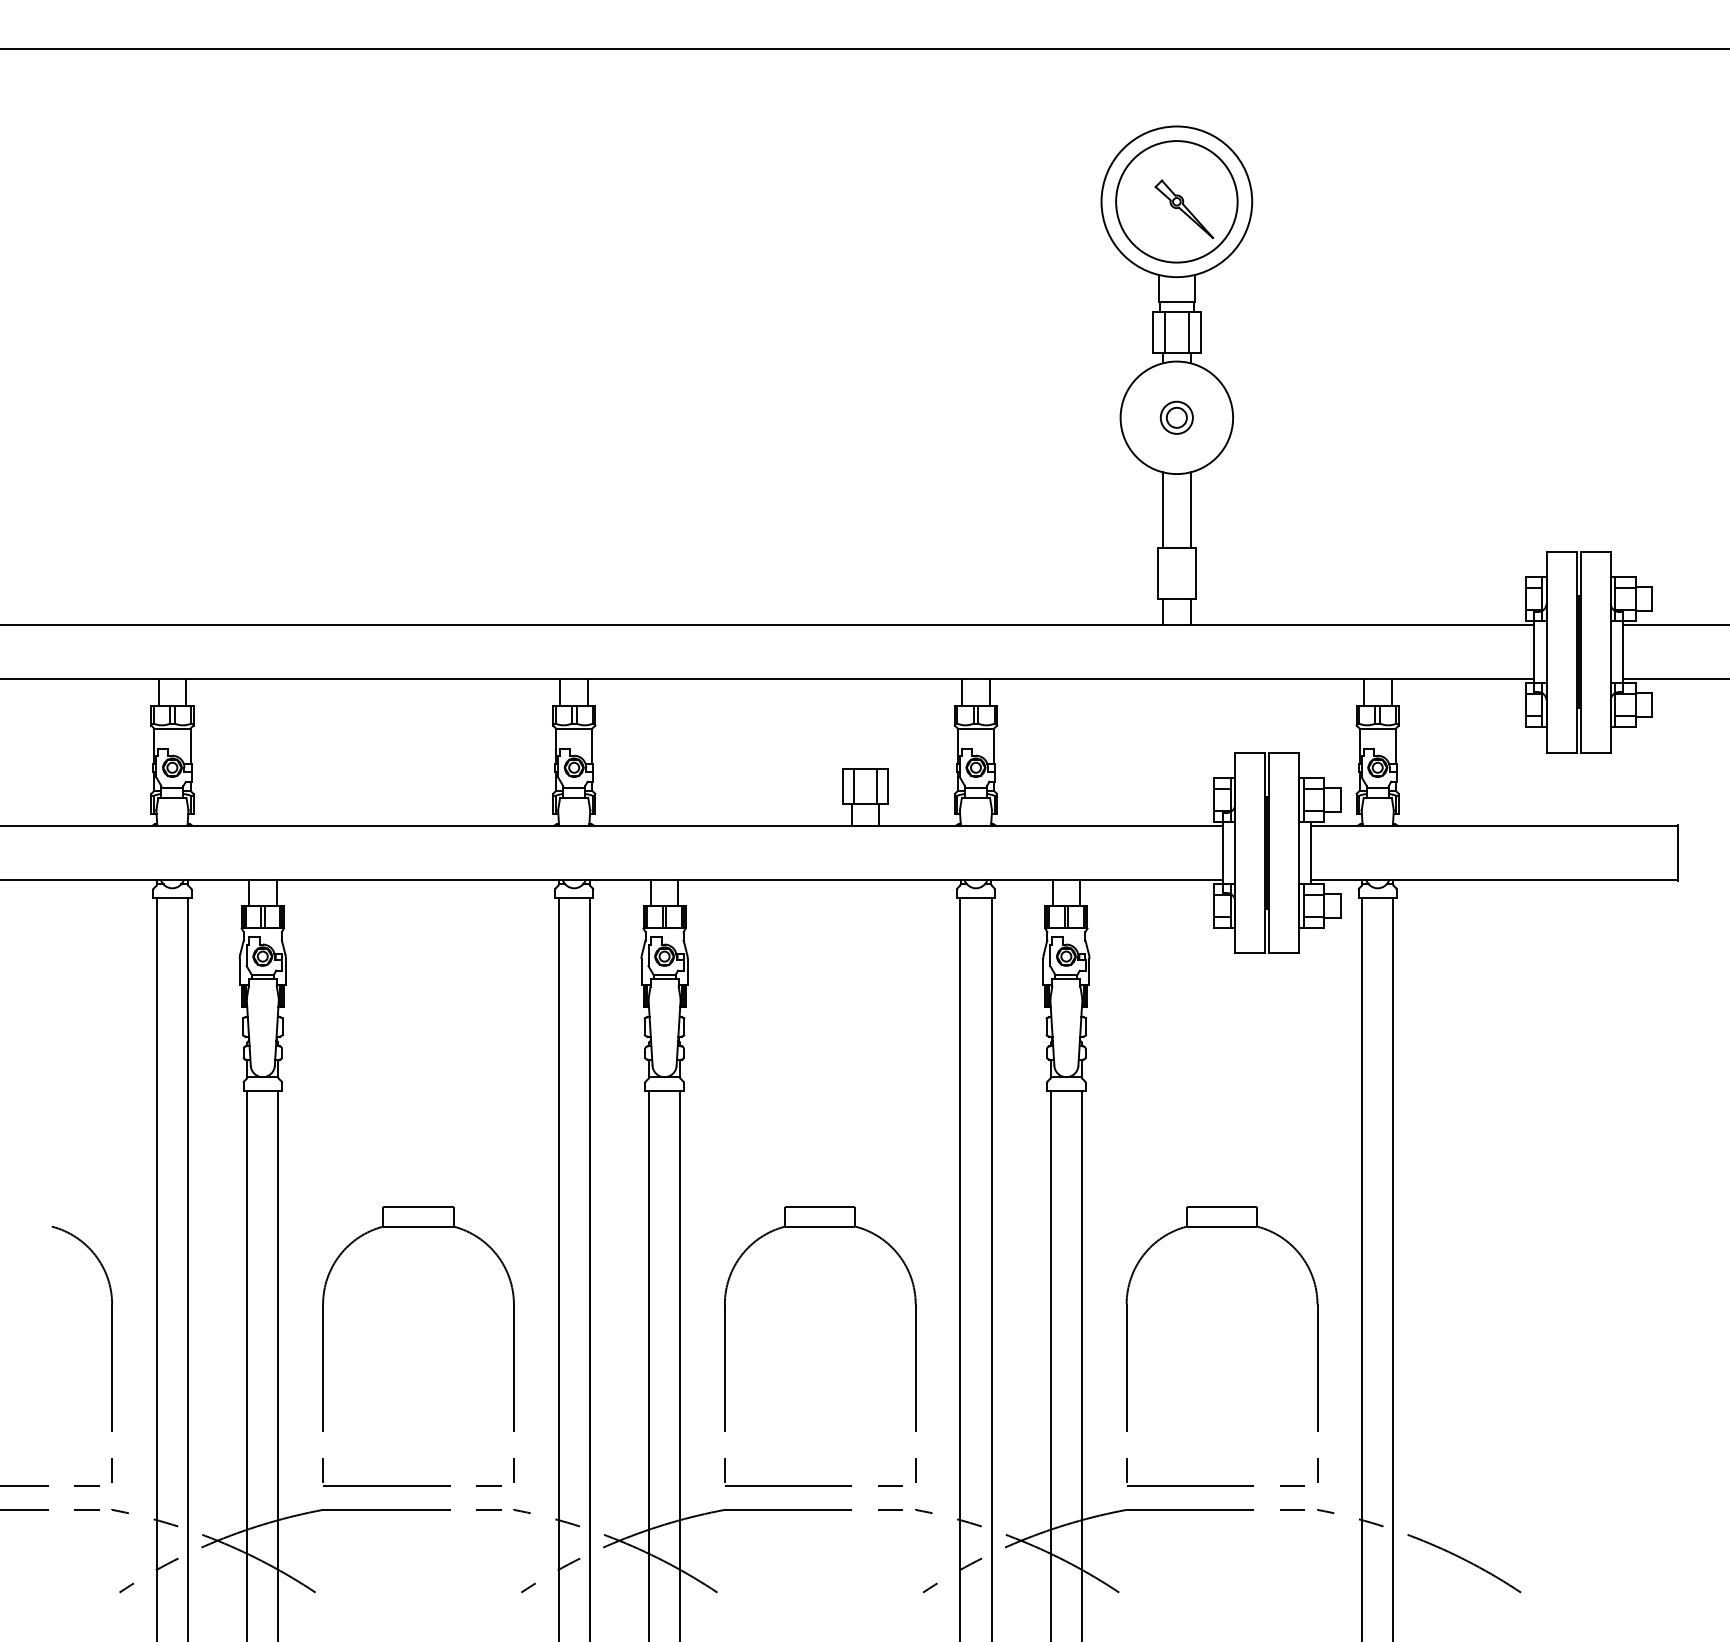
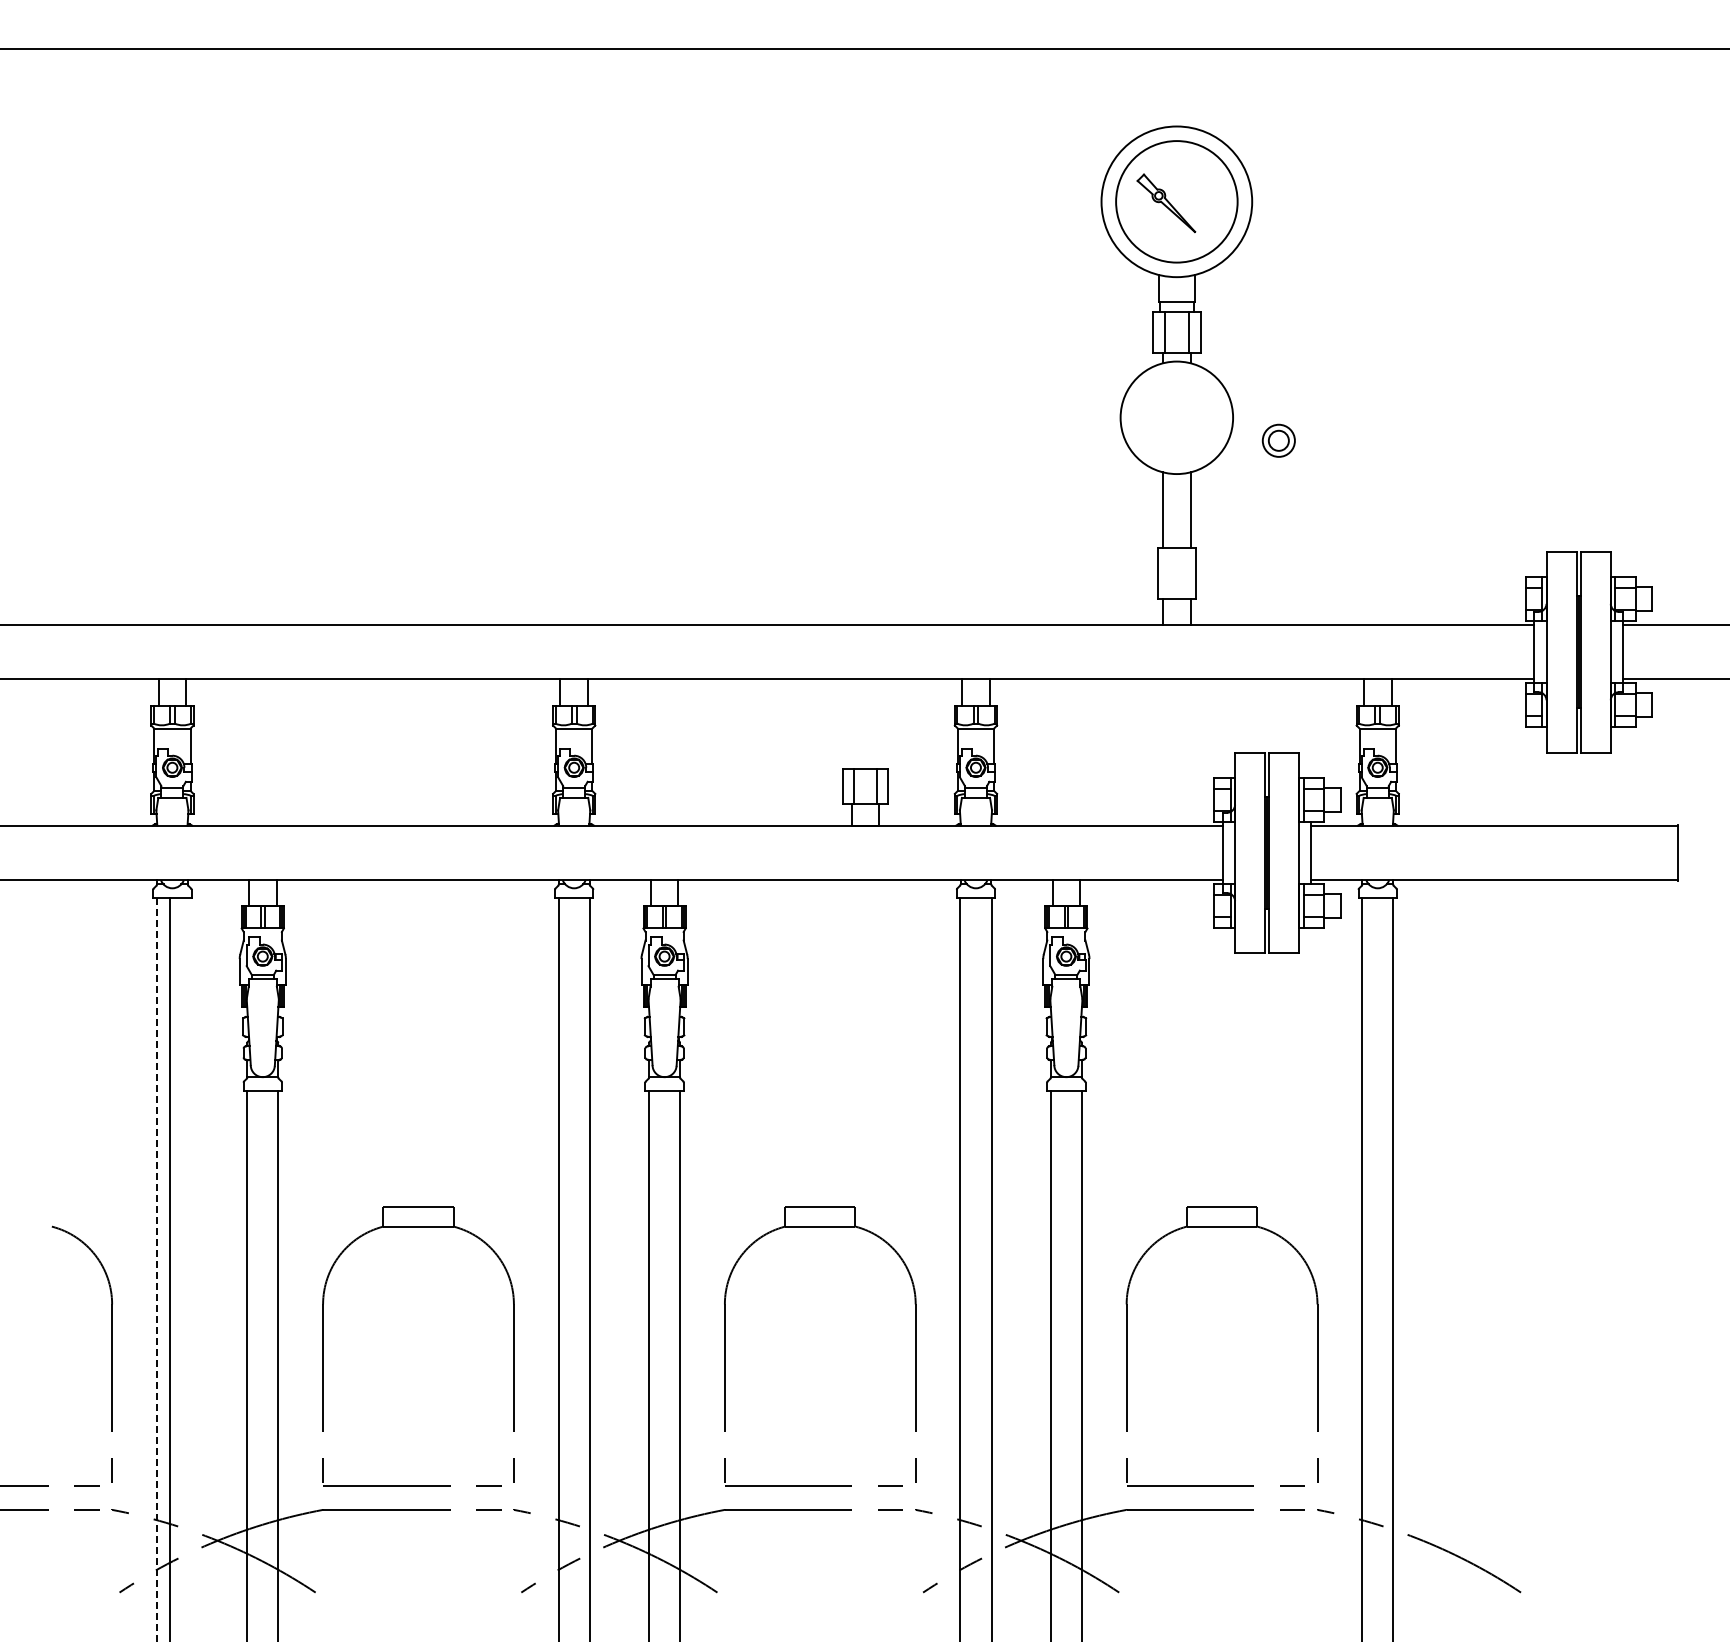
part position: (1184, 209) -> (1166, 203) (1166, 203)
part position: (1176, 417) -> (1278, 440) (1278, 440)
line position: (187, 1268) -> (169, 1268) (169, 1268)
line: solid -> dashed (156, 1270)
